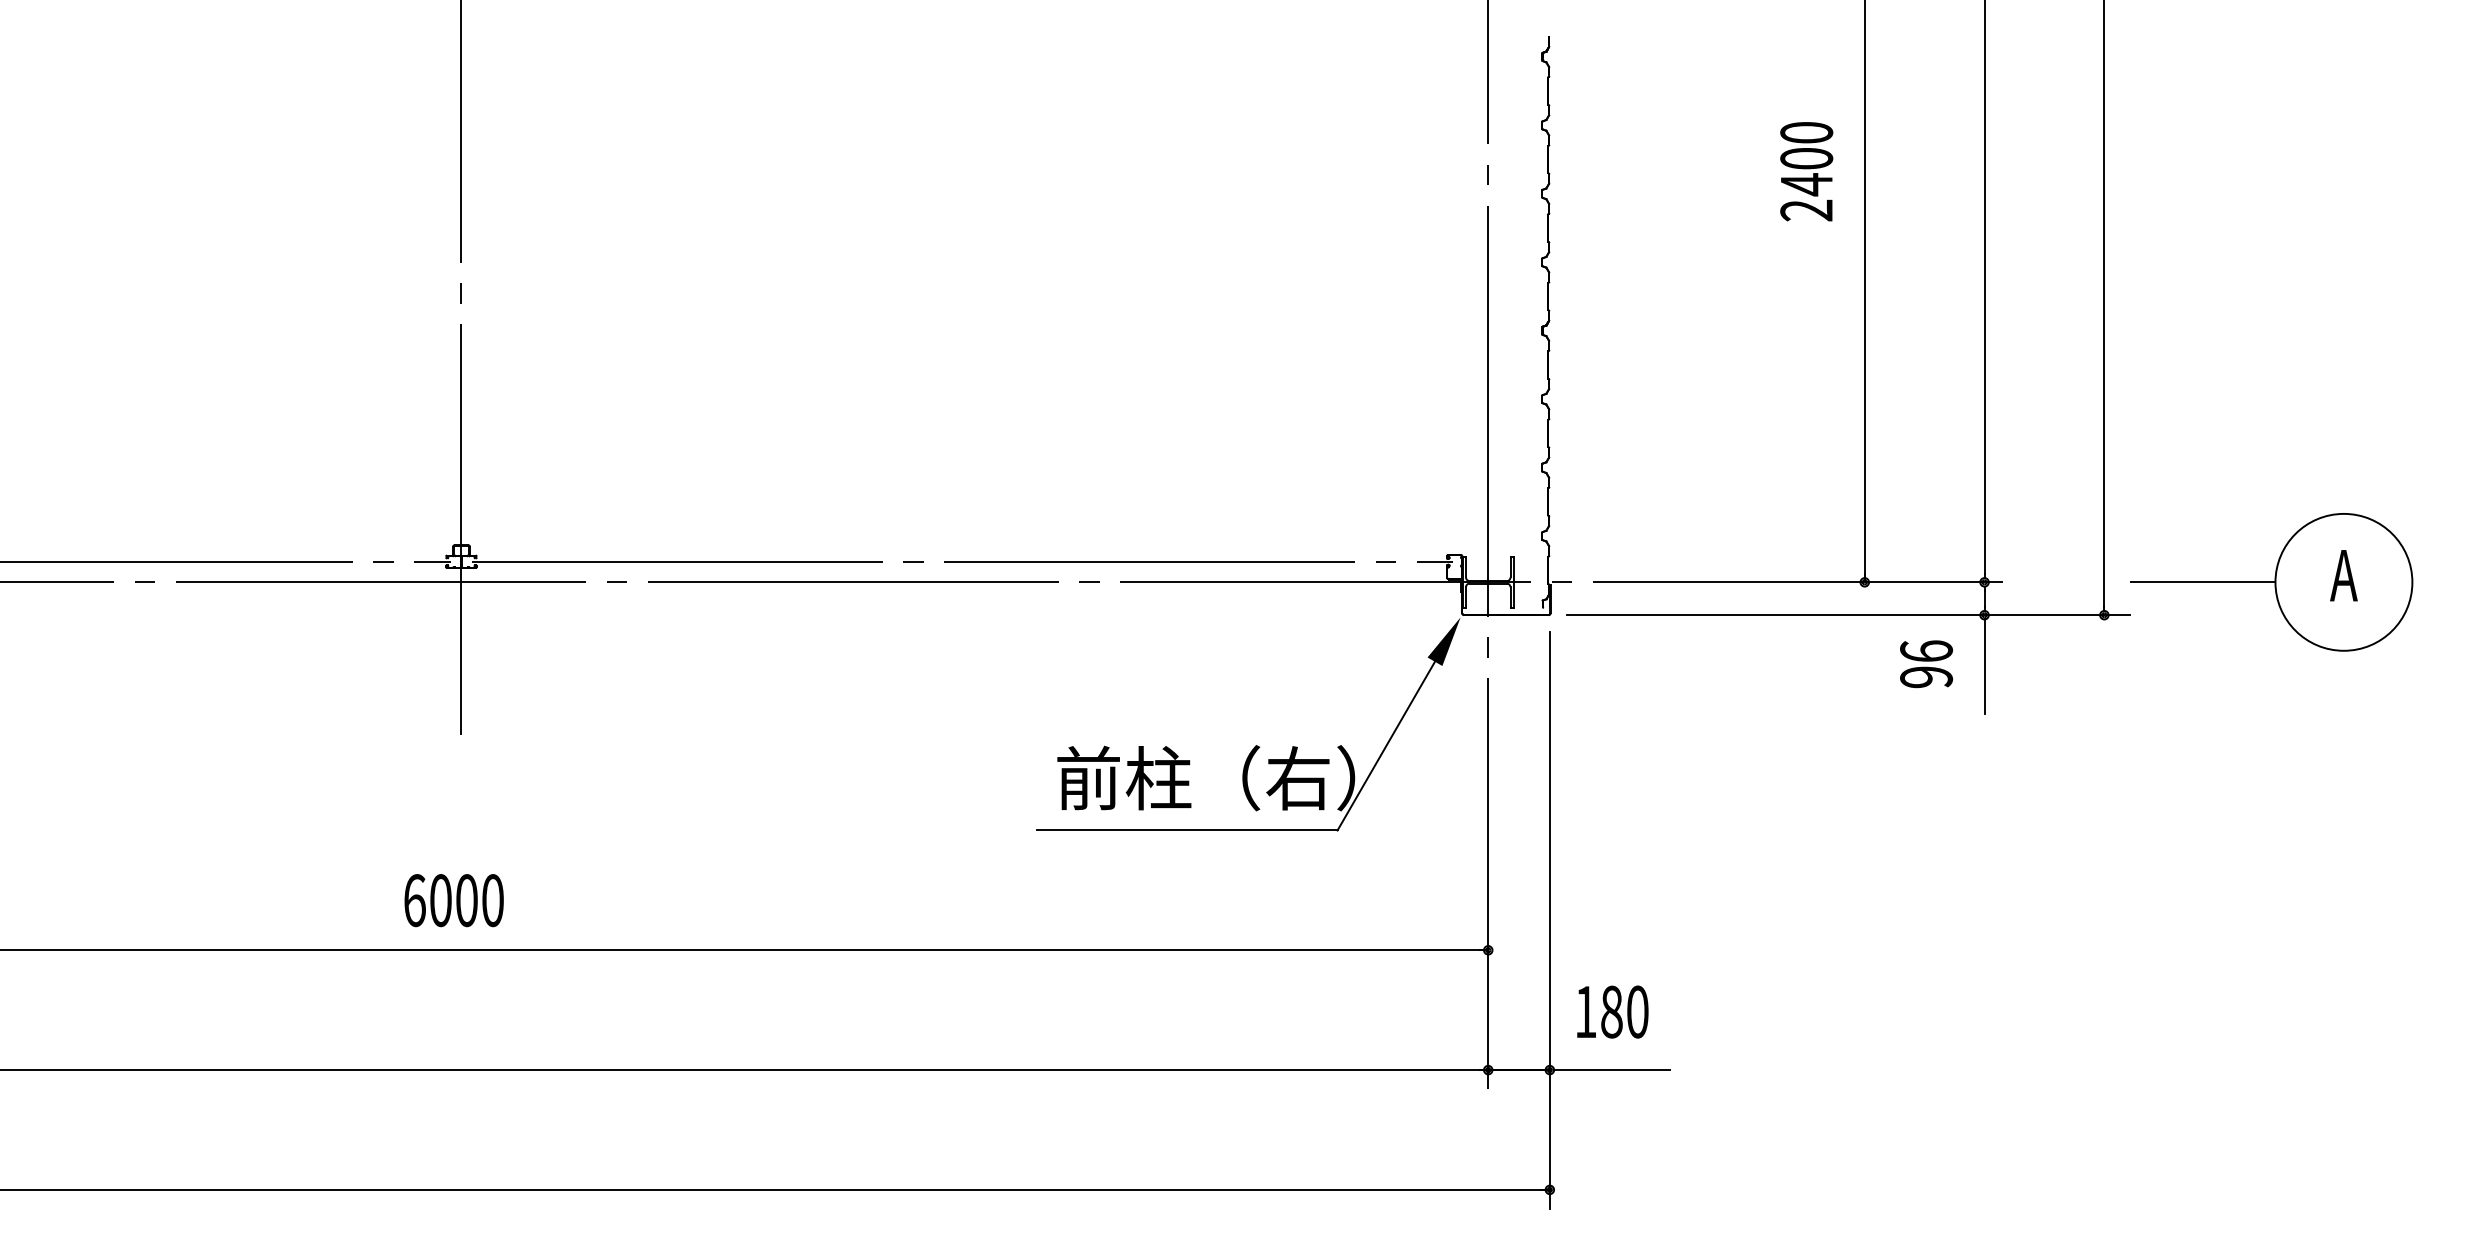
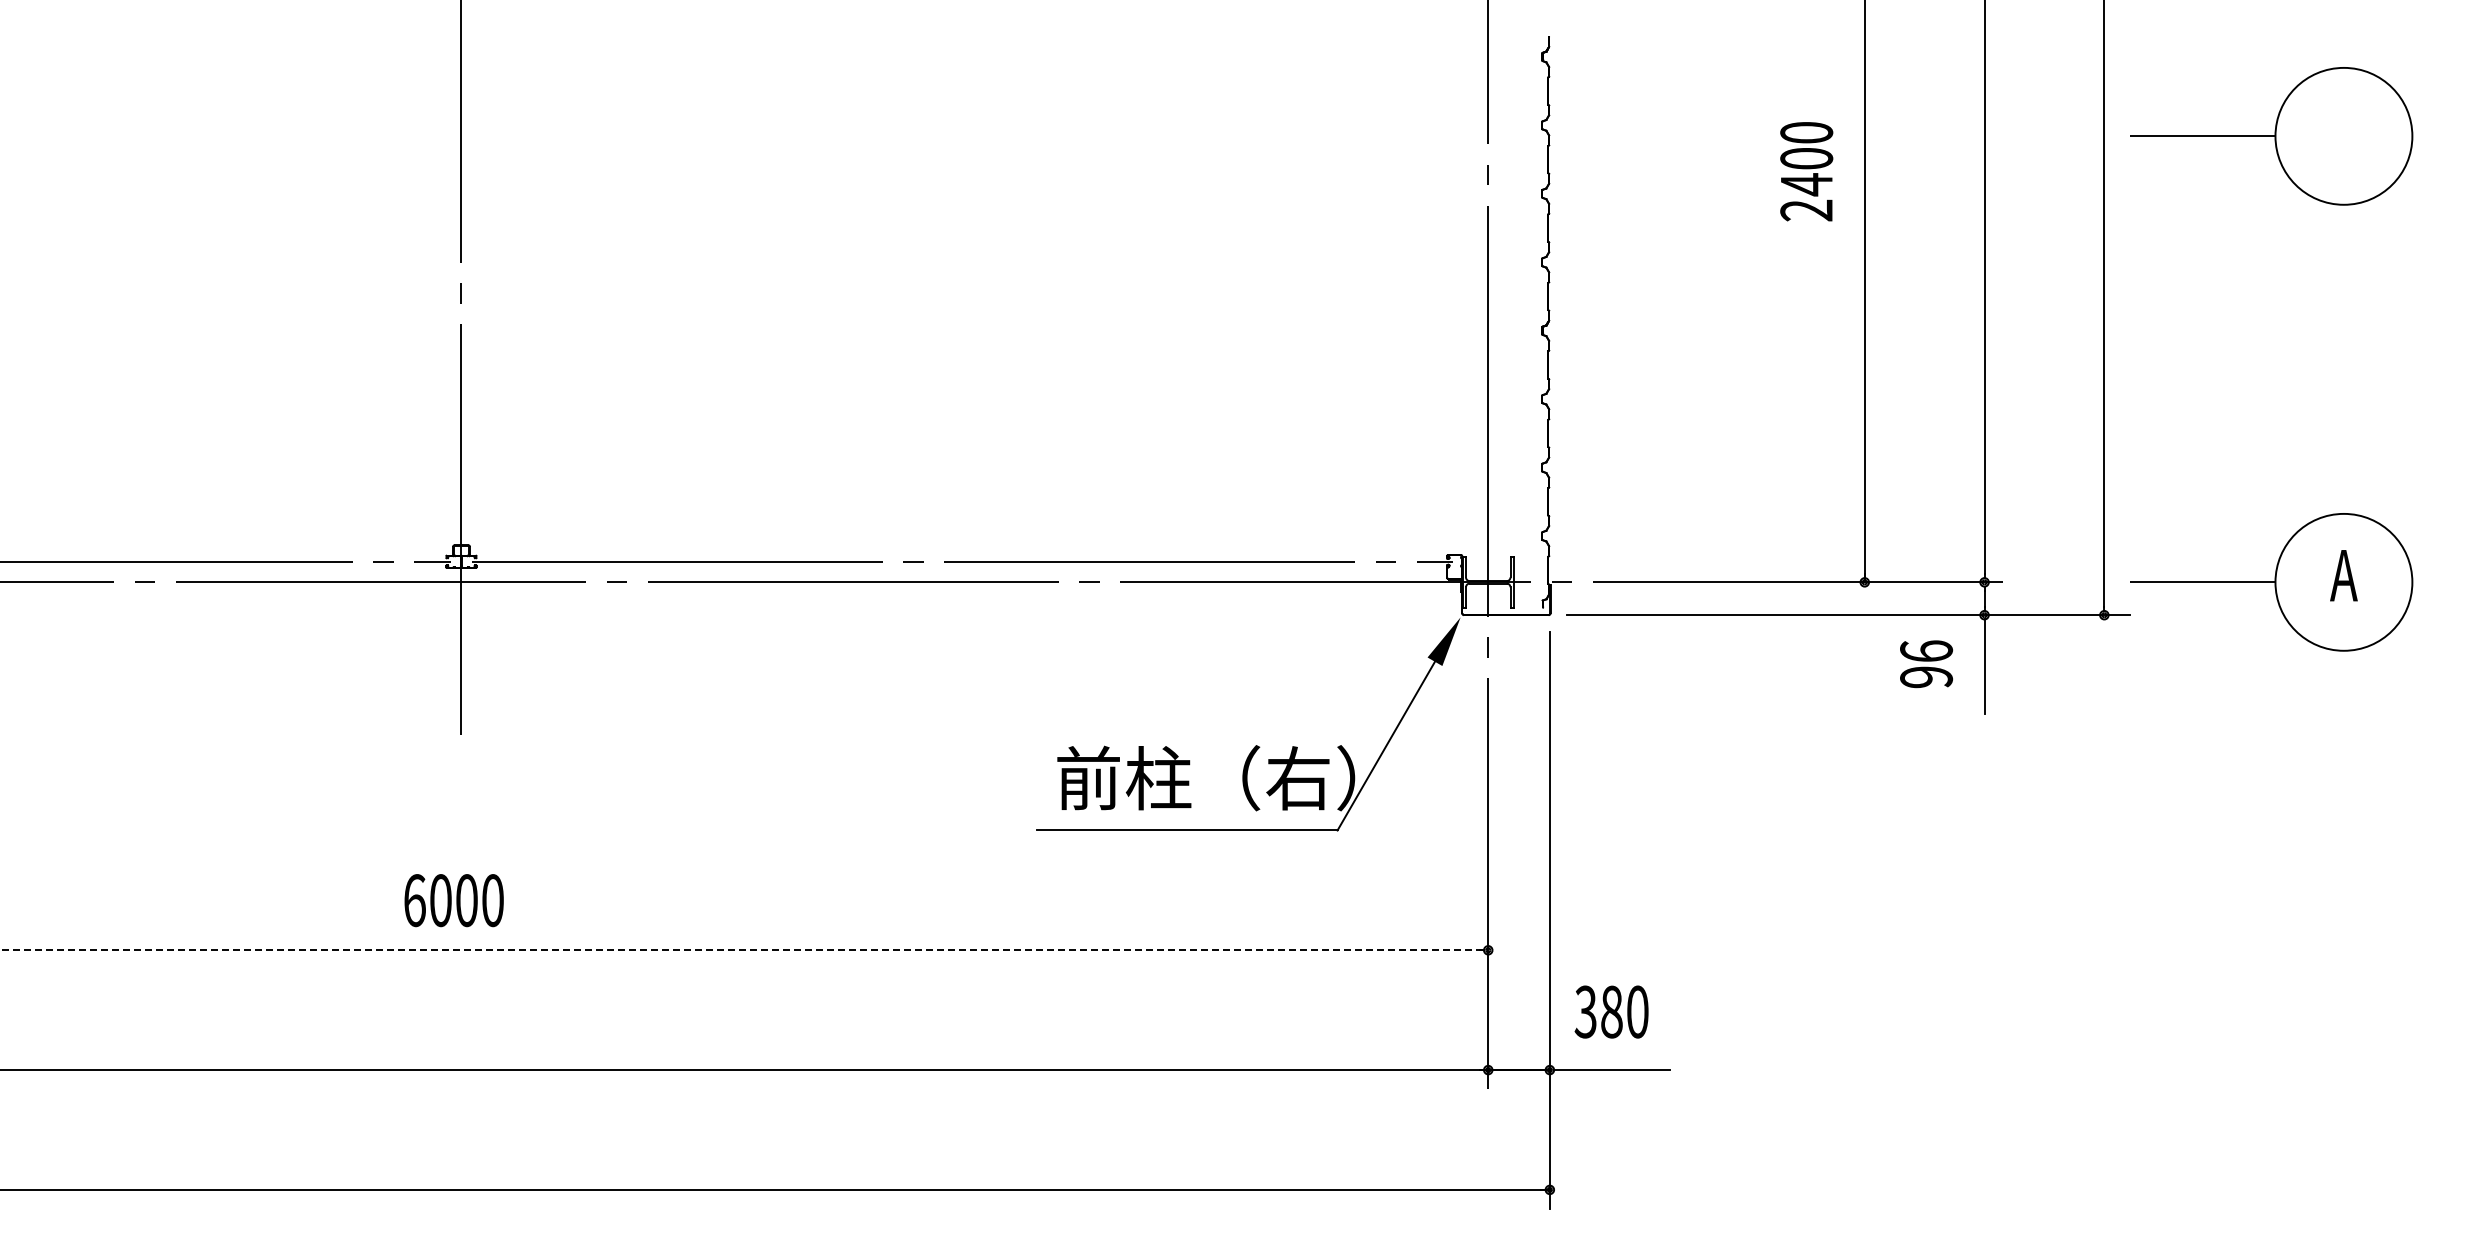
part: none -> present (2271, 136)
line: solid -> dashed (744, 950)
text: 180 -> 380 (1585, 1011)
